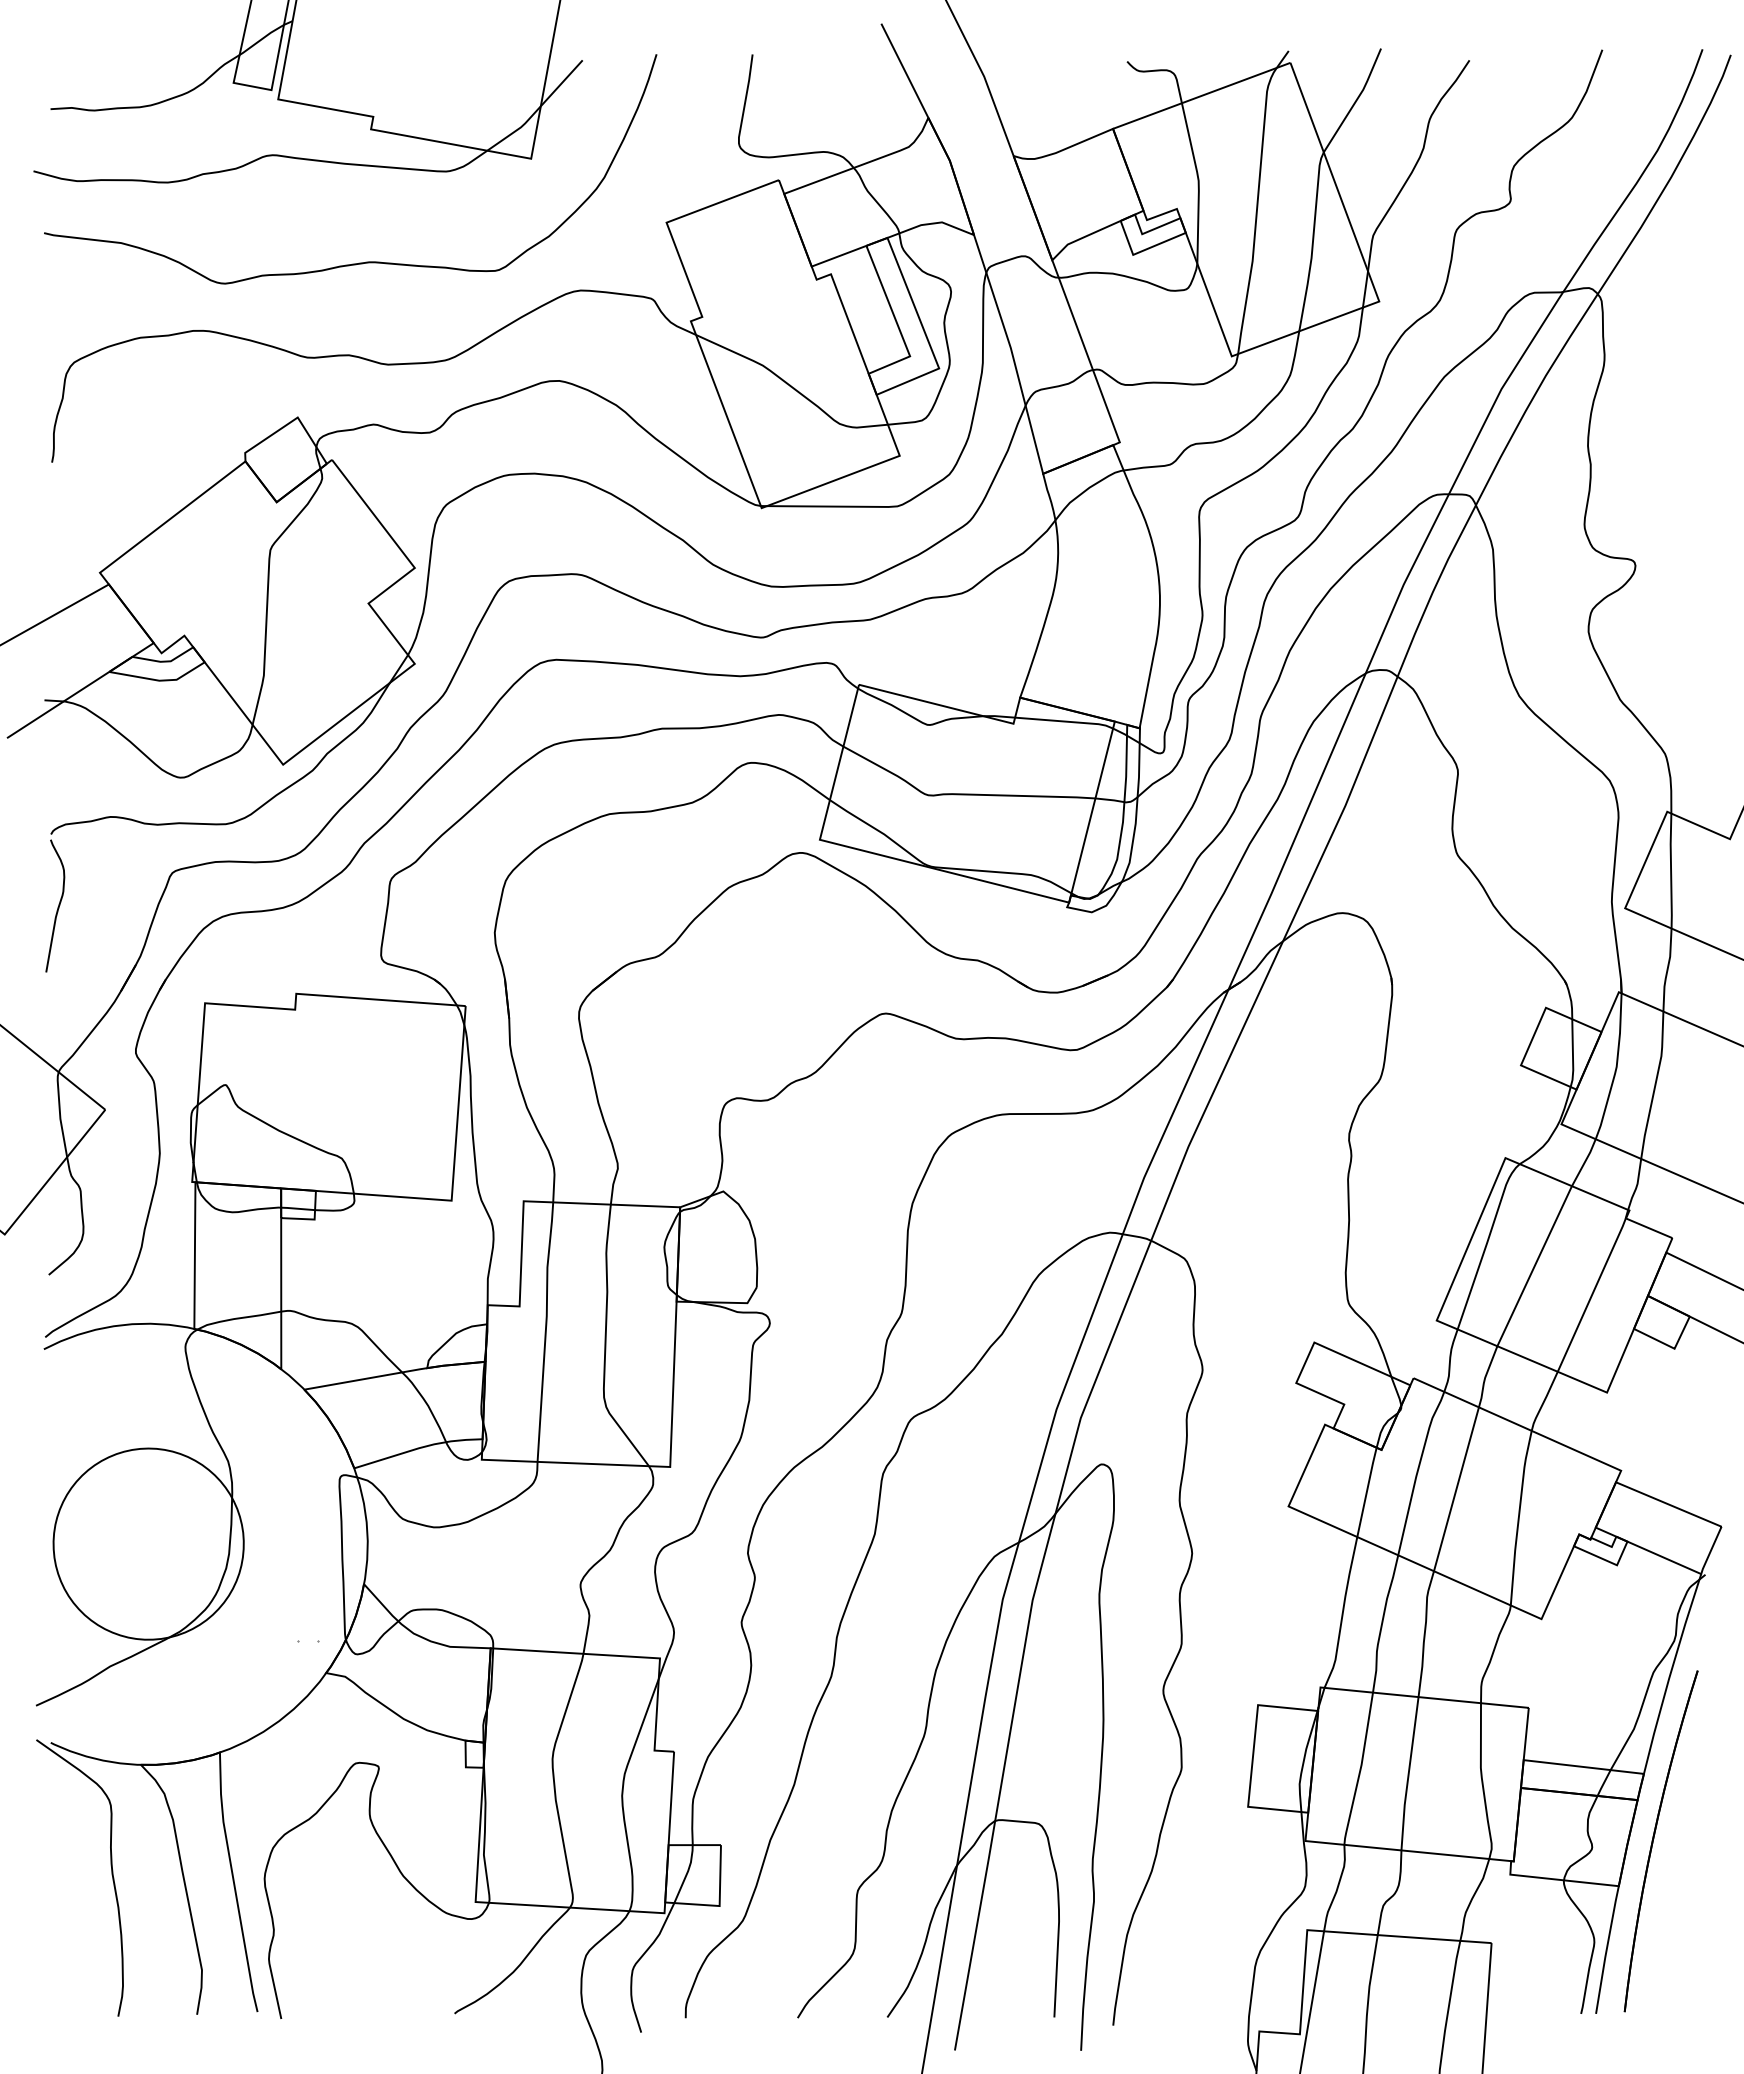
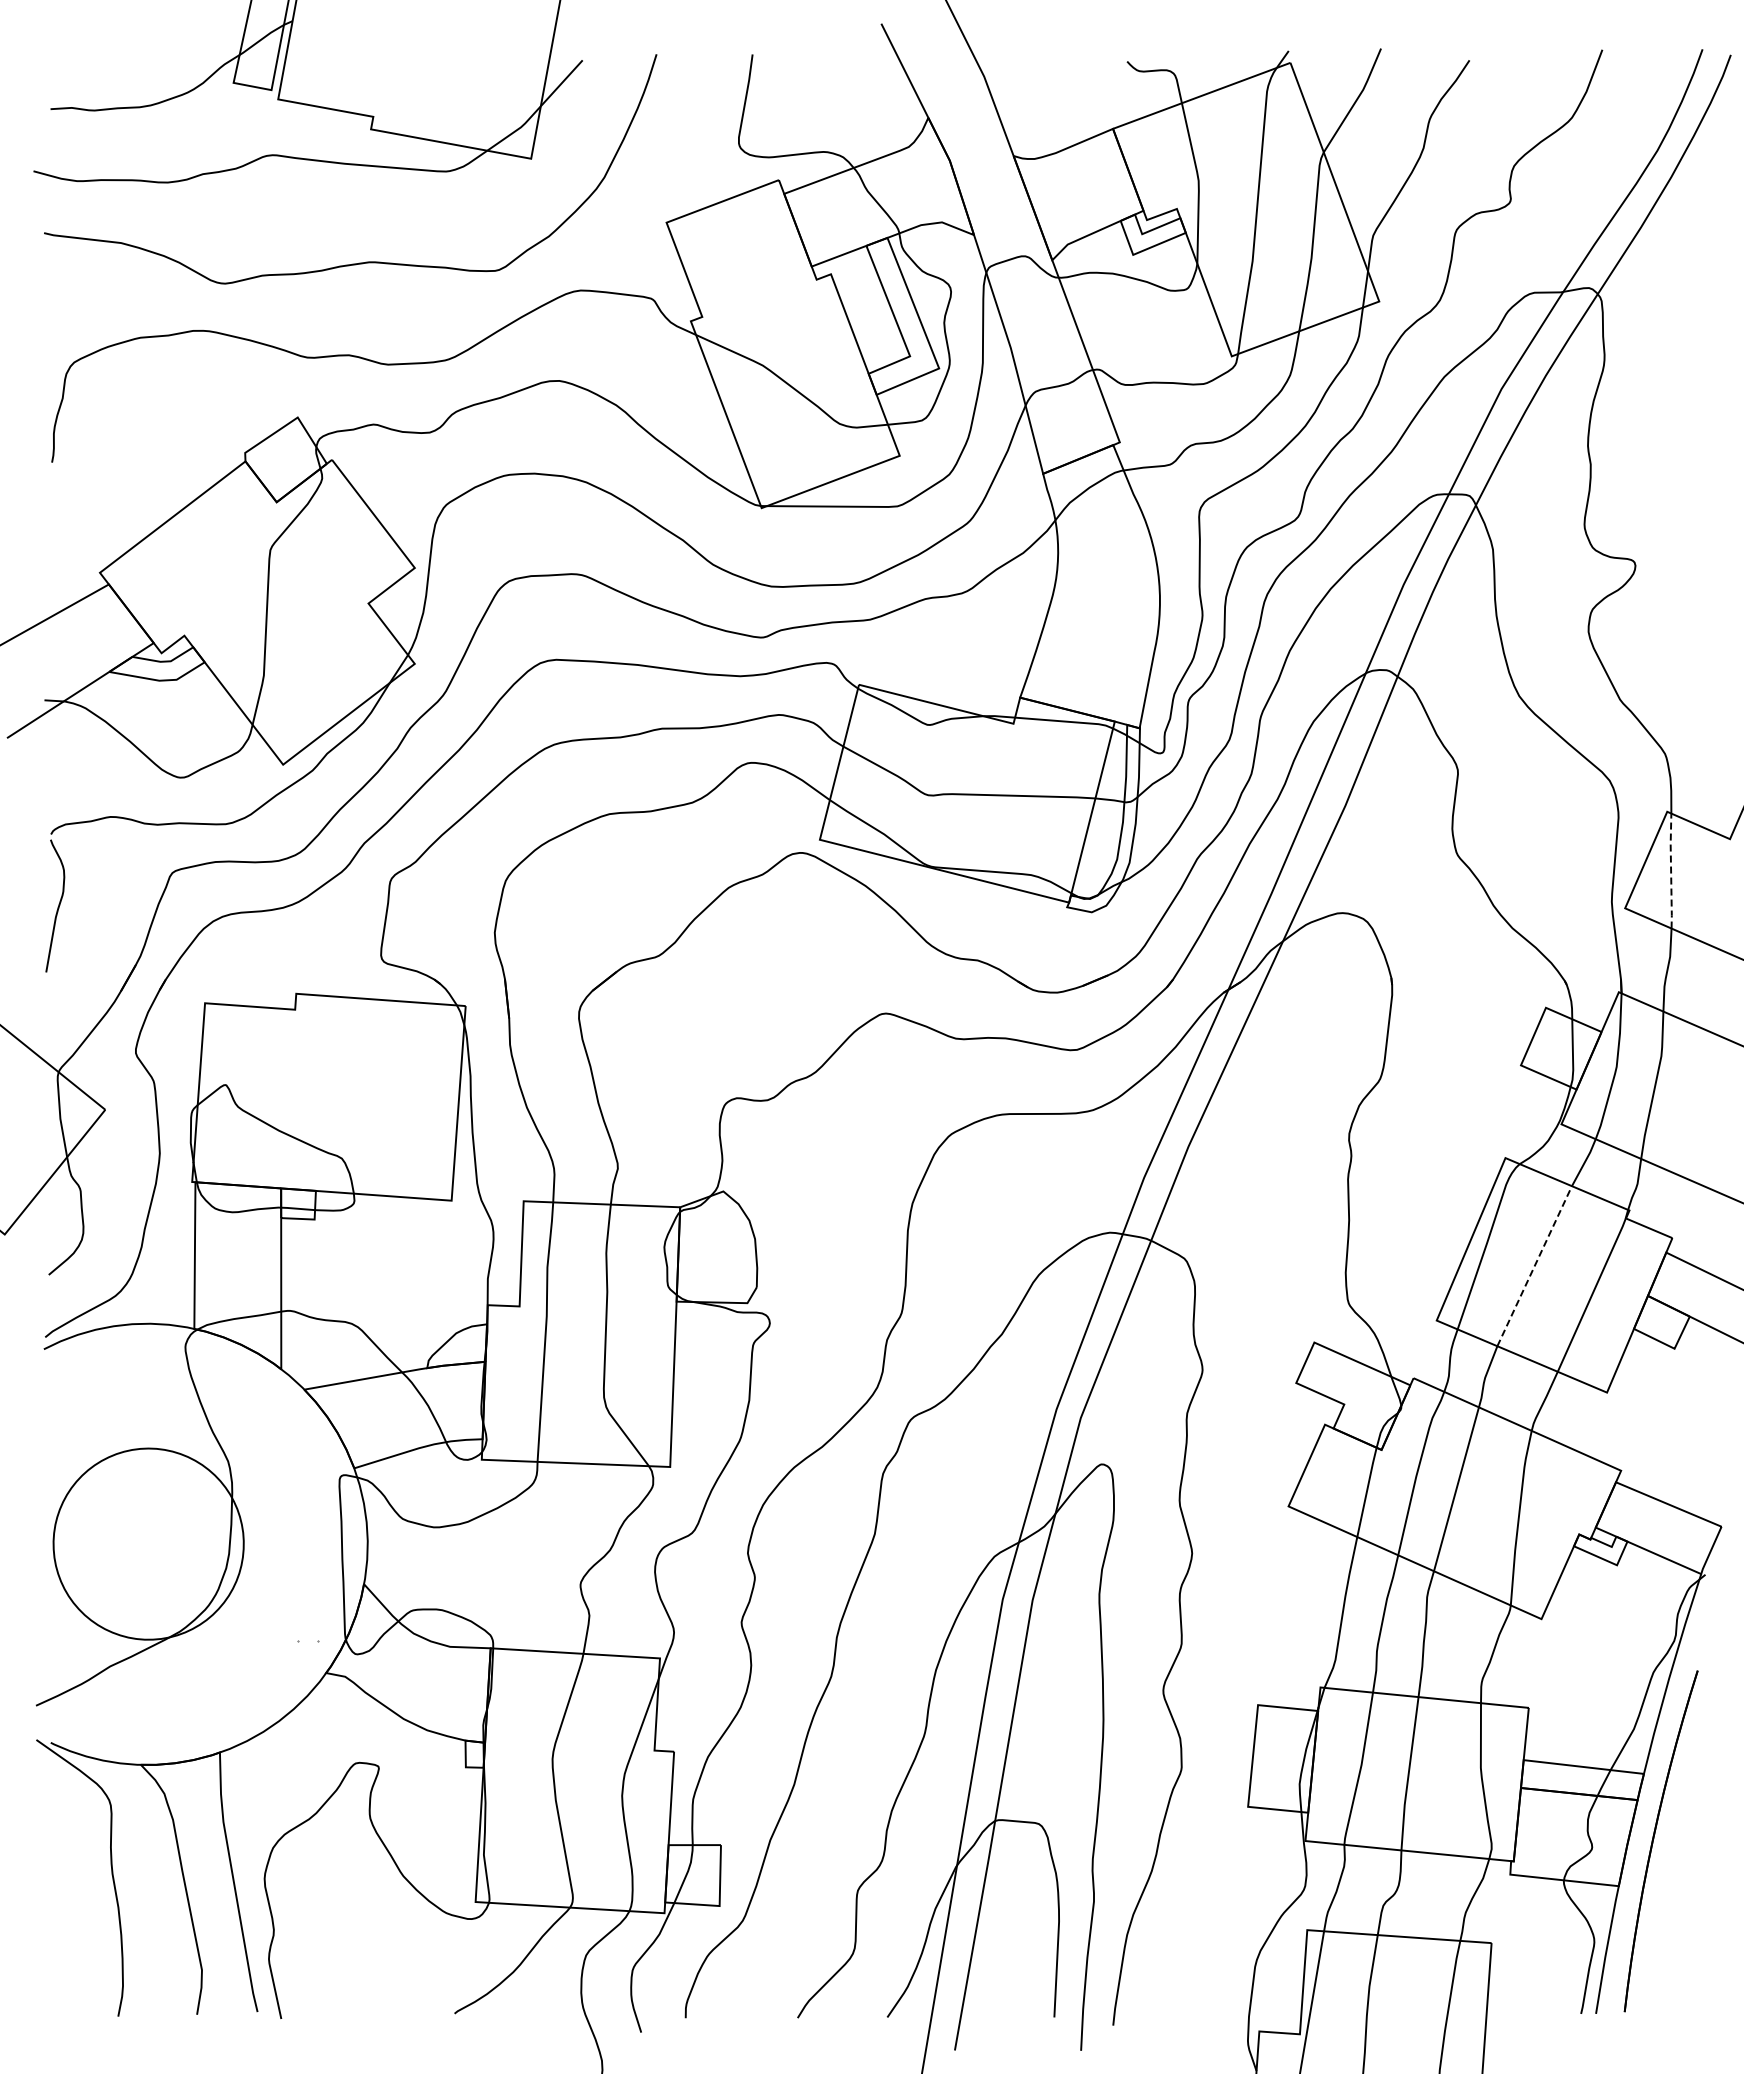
line: solid -> dashed (1671, 870)
line: solid -> dashed (1534, 1265)
